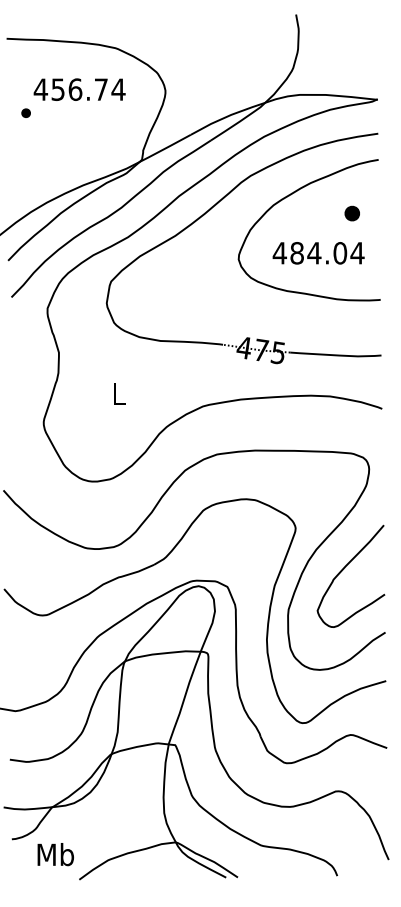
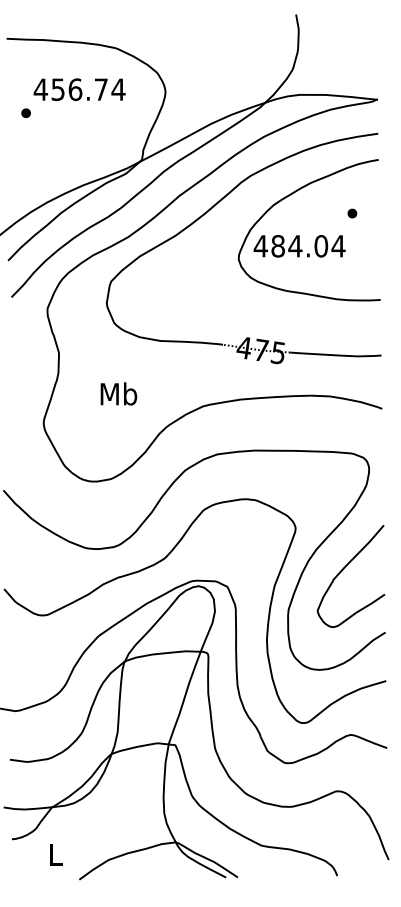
part size: 16x17 px -> 11x11 px (352, 213)
text position: (318, 253) -> (299, 246) (299, 246)
text: L -> Mb (118, 393)
text: Mb -> L (55, 854)
